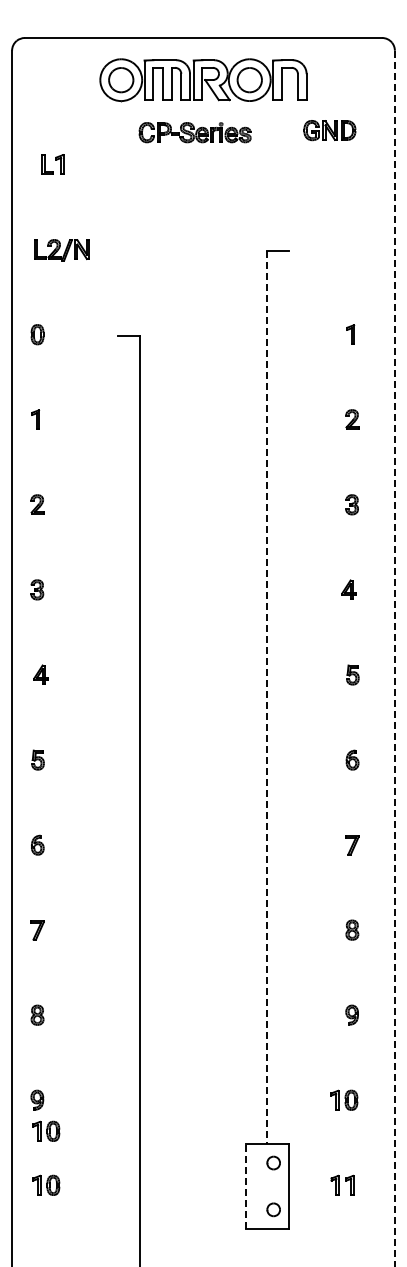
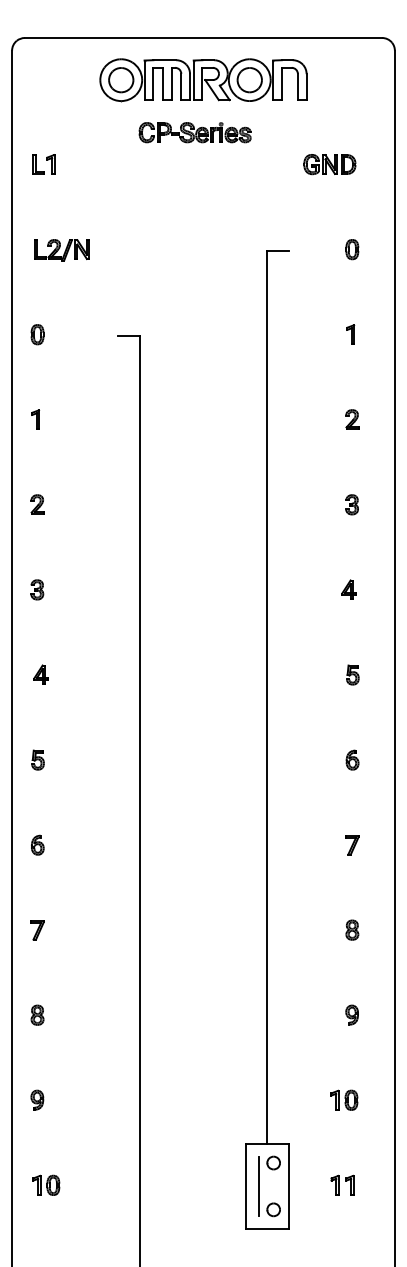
part position: (329, 130) -> (329, 164) (329, 164)
part position: (52, 164) -> (43, 164) (43, 164)
part: none -> present (352, 249)
line: dashed -> solid (394, 658)
line: dashed -> solid (267, 697)
part: present -> none (46, 1130)
line: dashed -> solid (246, 1186)
line: none -> present (258, 1186)
